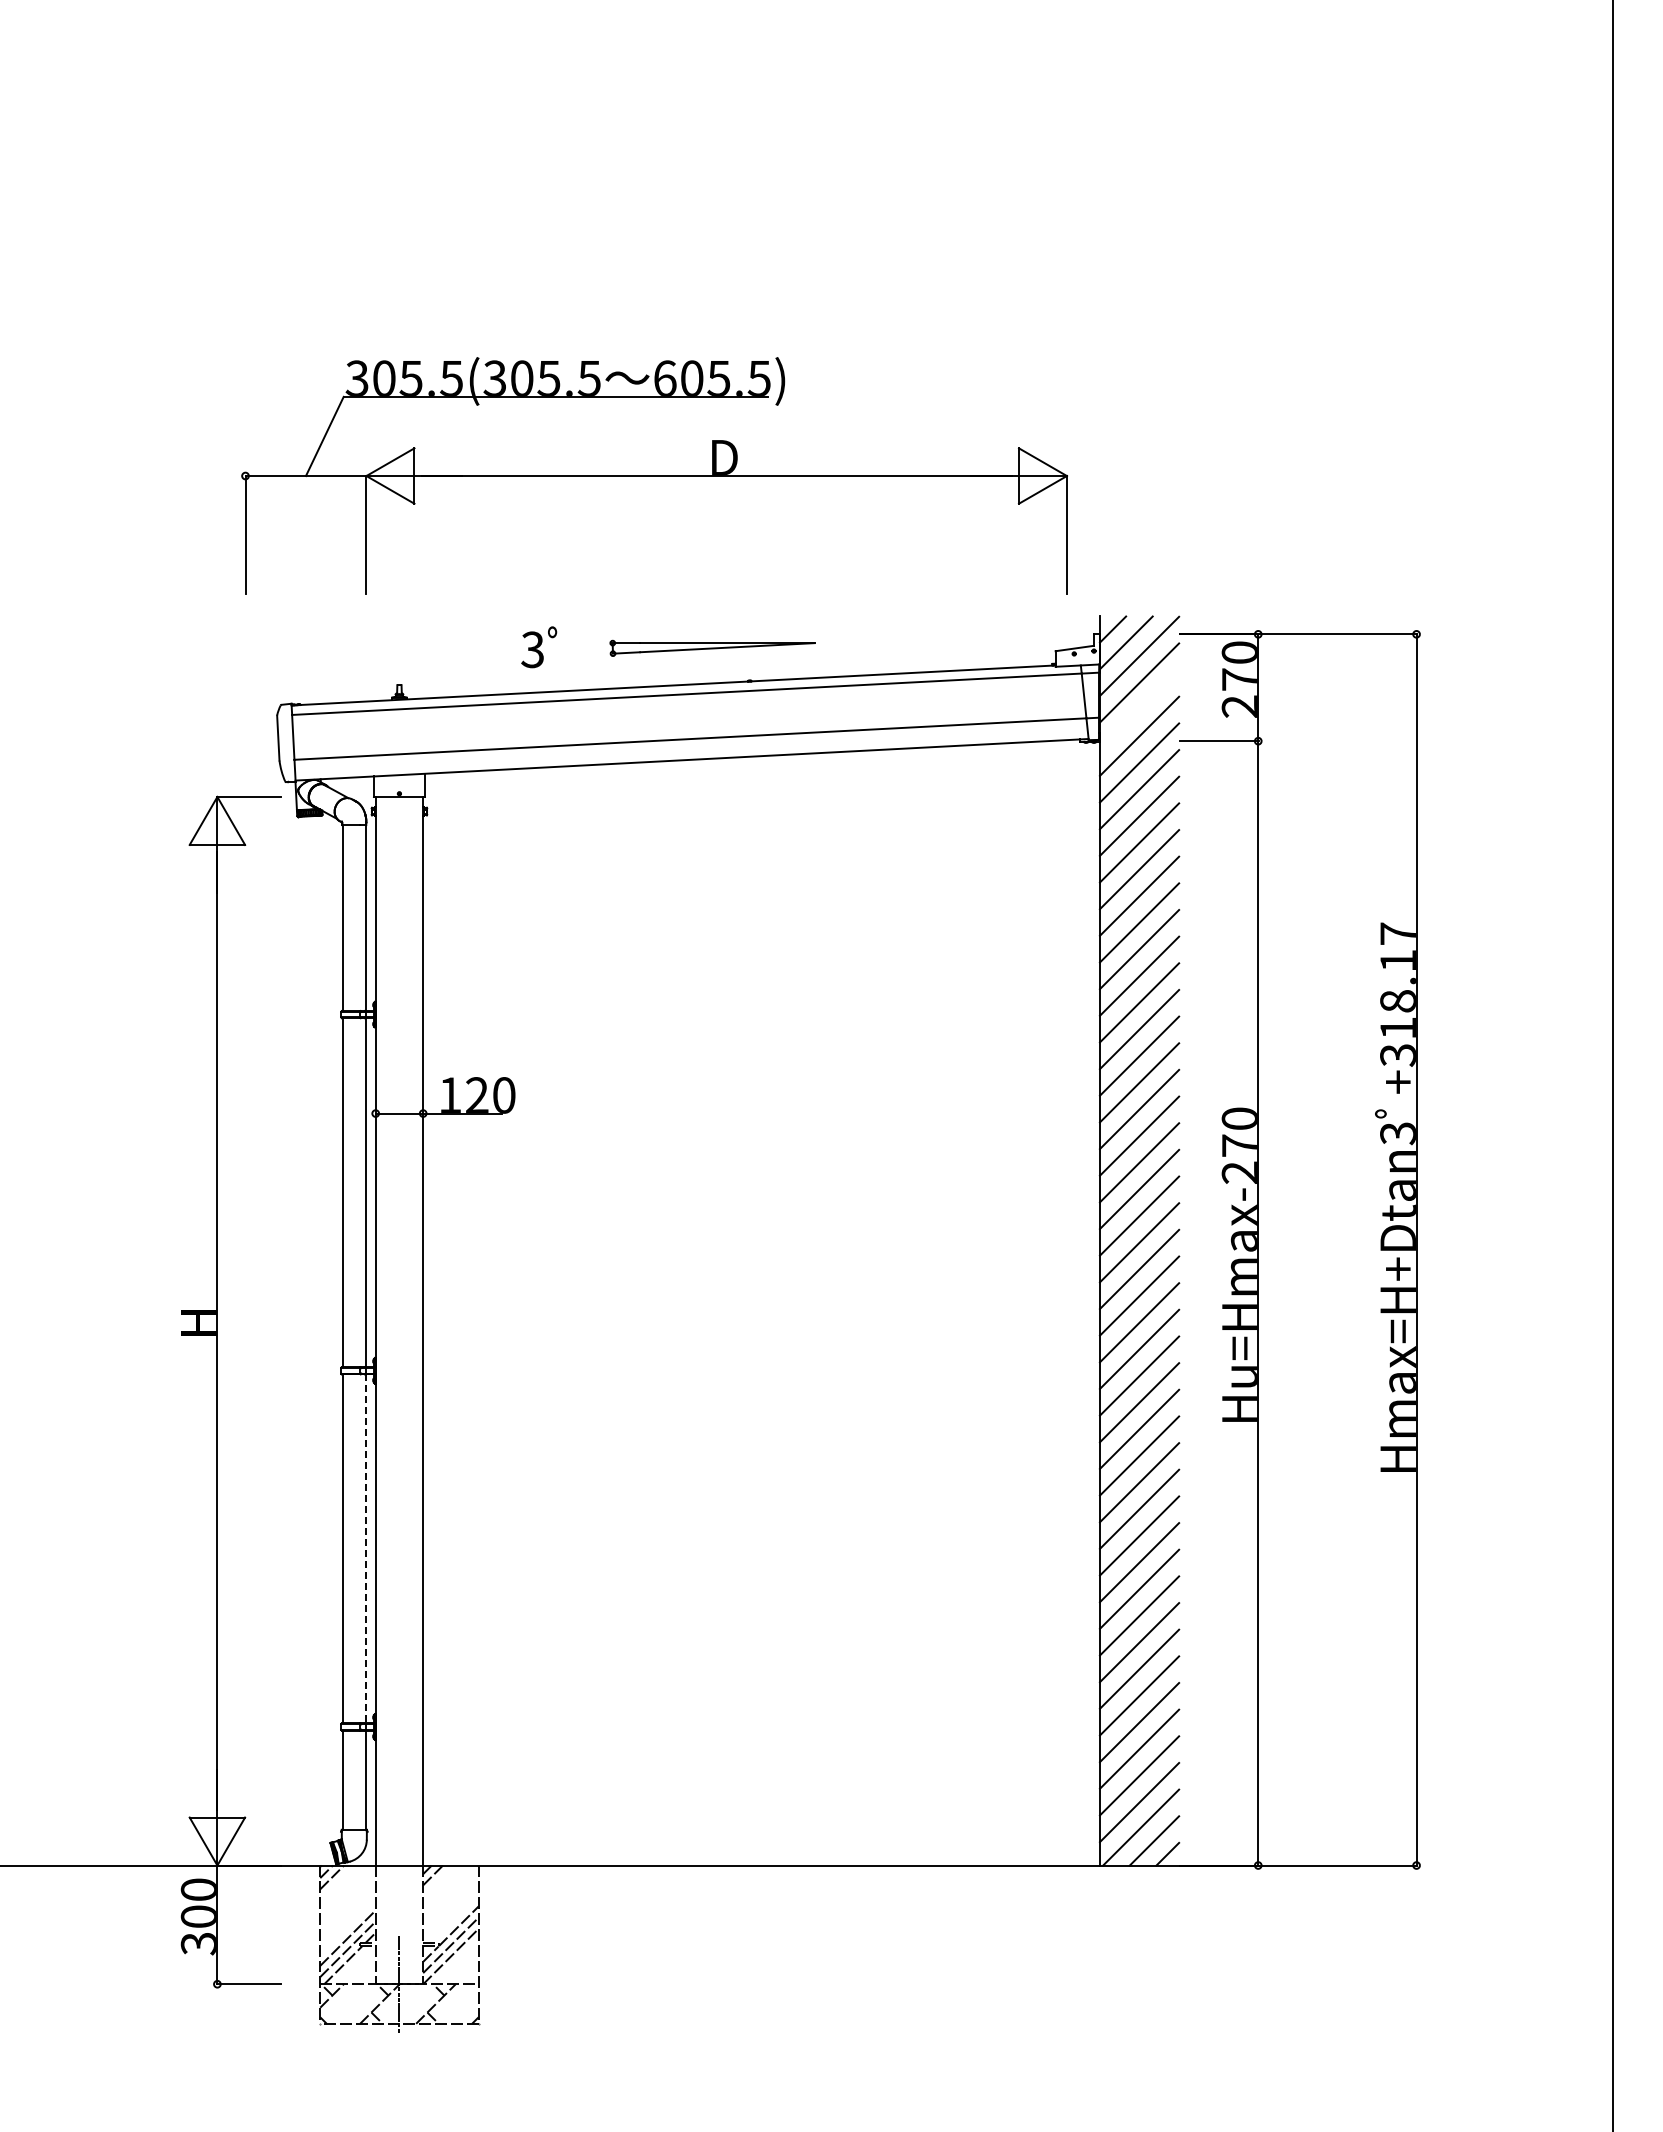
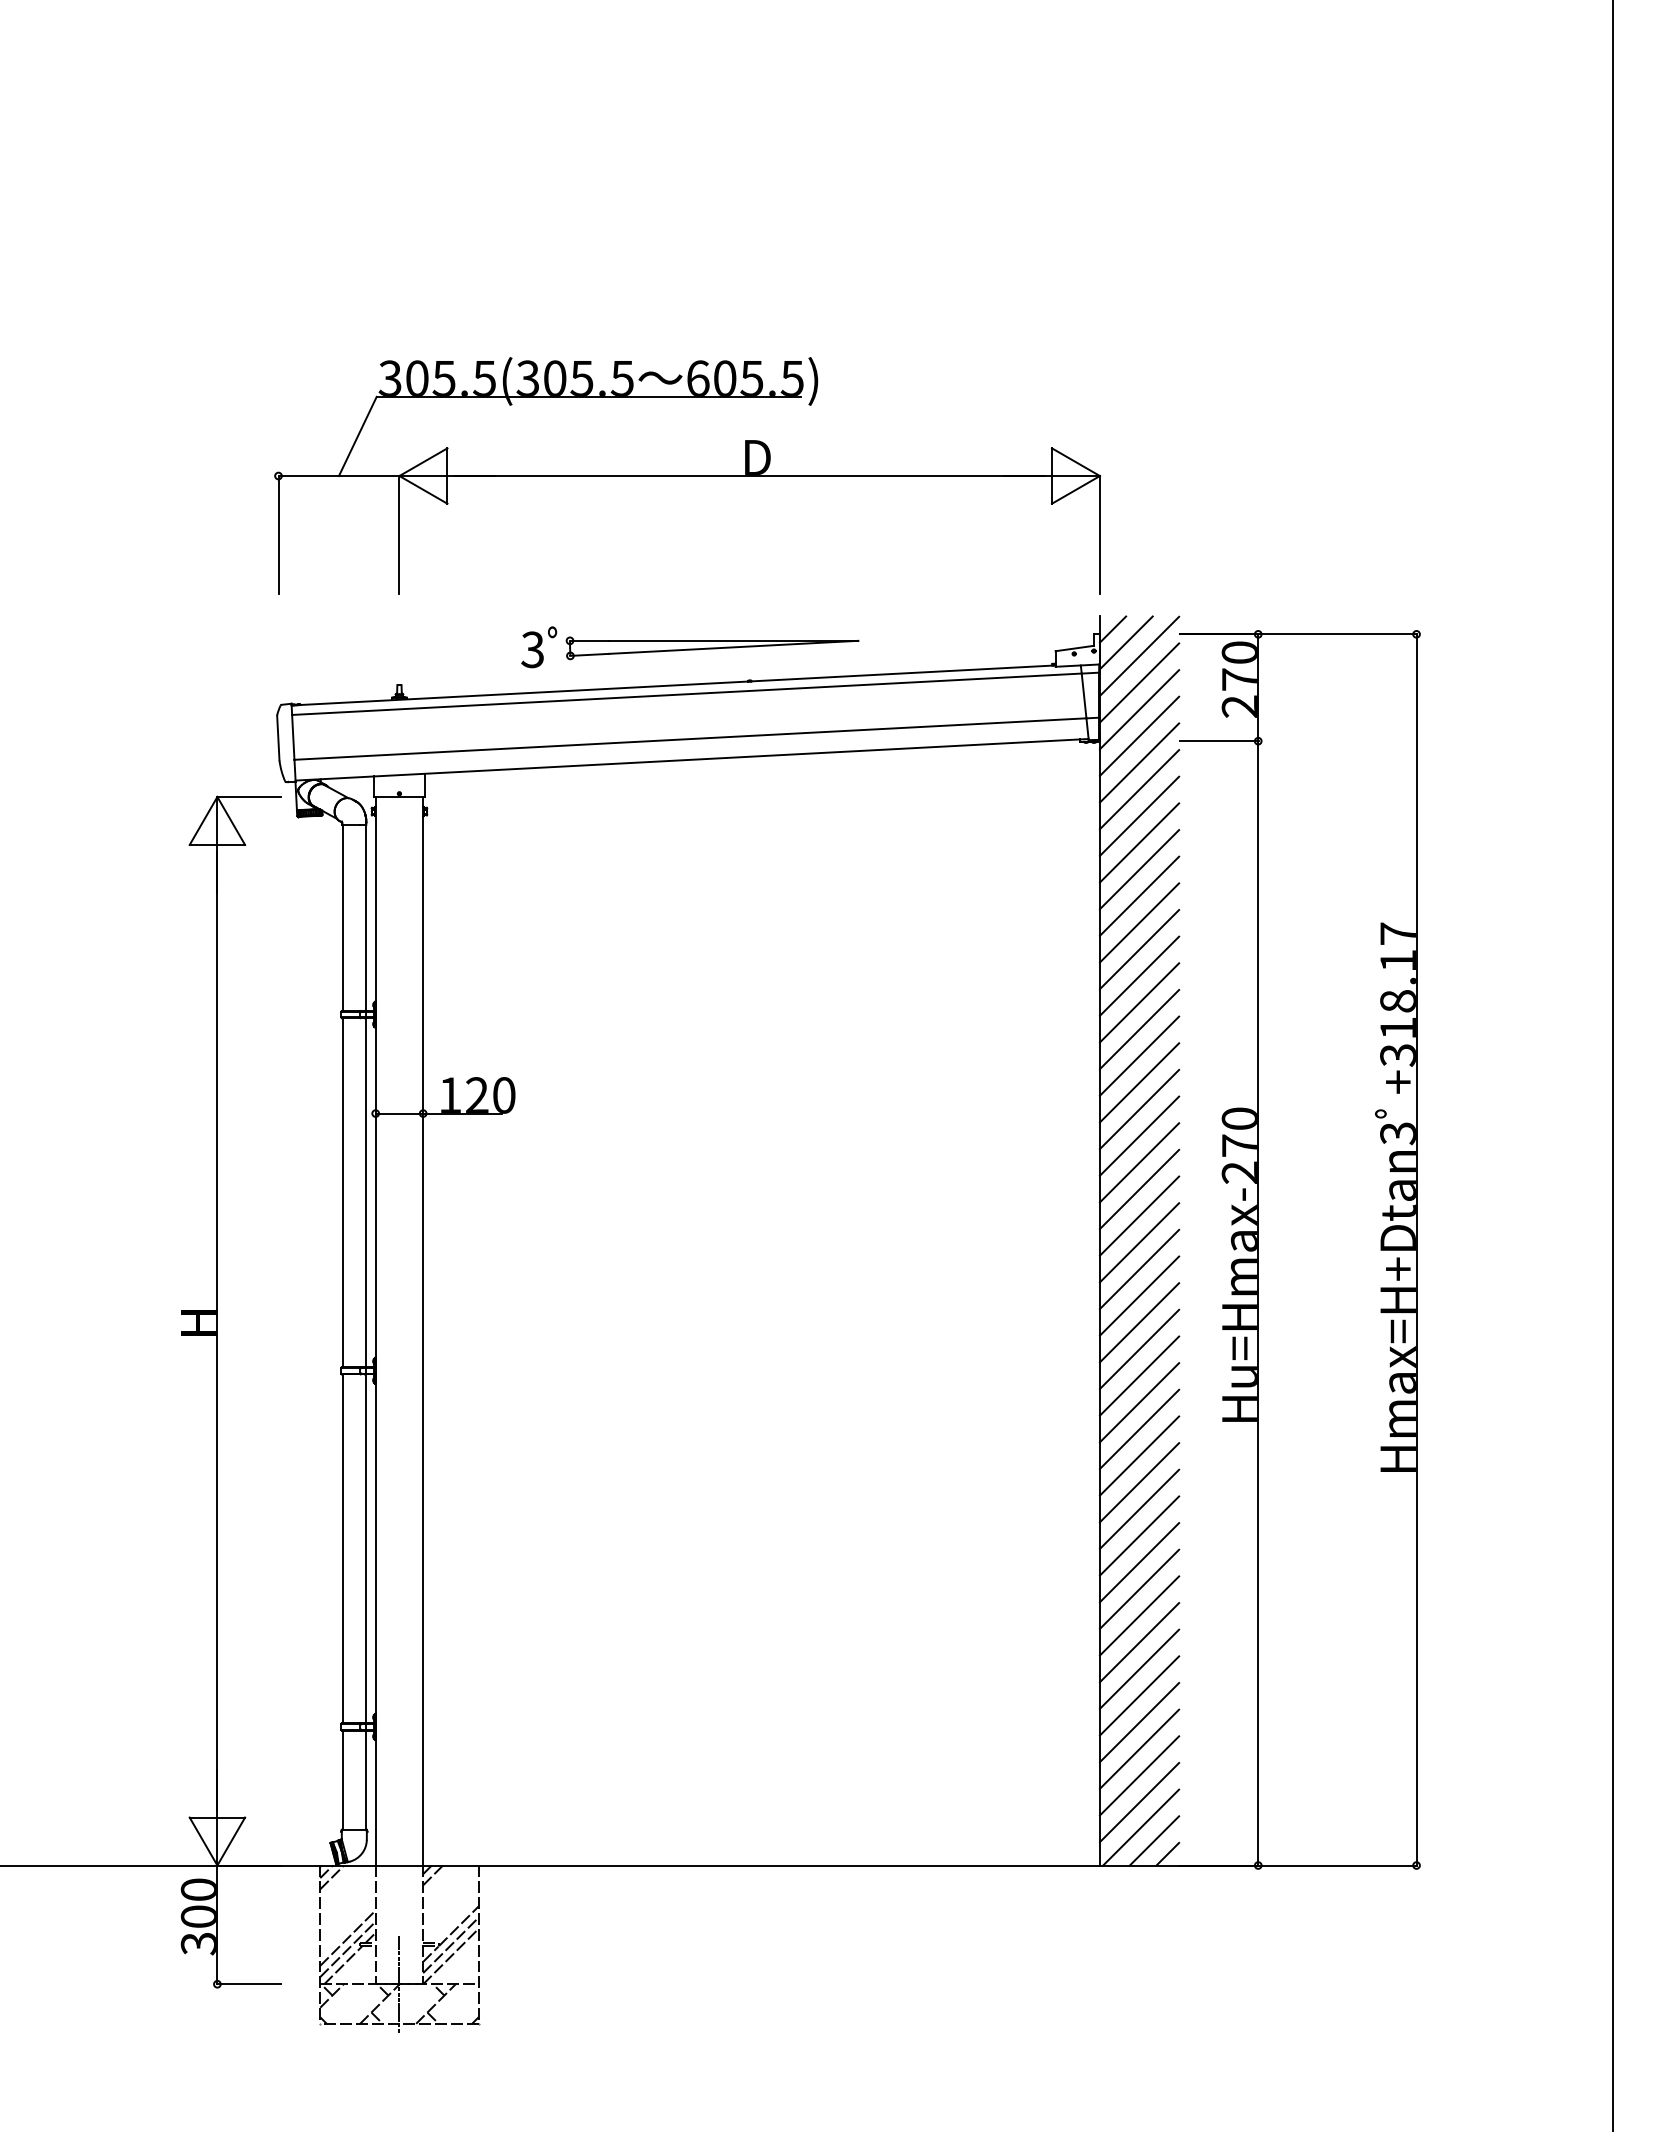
part position: (654, 475) -> (687, 475) (687, 475)
part size: 207x18 px -> 295x25 px (712, 648)
line: none -> present (1139, 709)
line: dashed -> solid (366, 1548)
